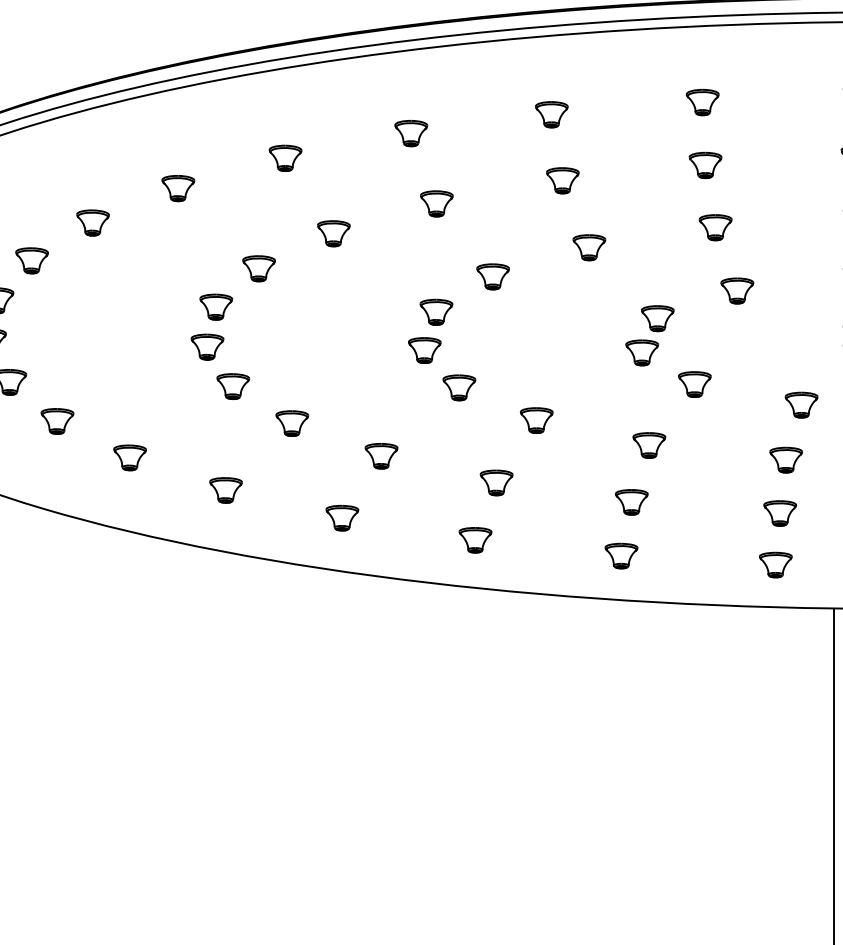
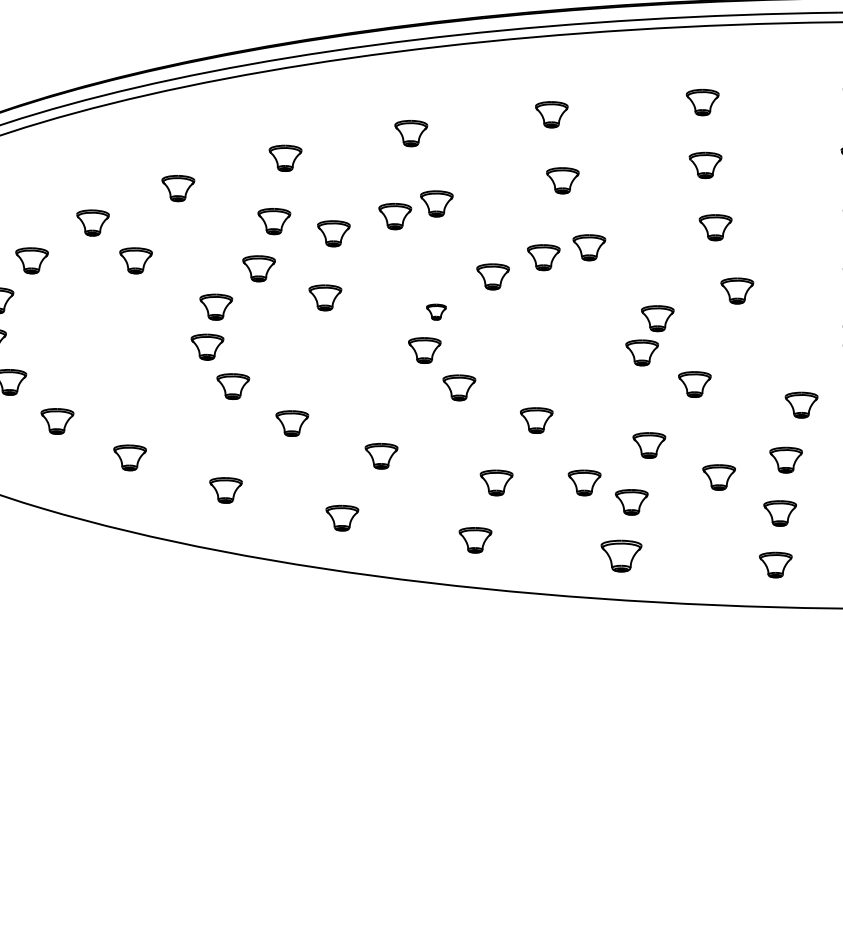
part: none -> present (395, 216)
part: none -> present (274, 221)
part: none -> present (543, 257)
part: none -> present (135, 260)
part: none -> present (325, 297)
part size: 35x28 px -> 21x18 px (436, 311)
part: none -> present (718, 477)
part: none -> present (584, 482)
part size: 35x28 px -> 43x34 px (621, 555)
line: present -> none (833, 774)
